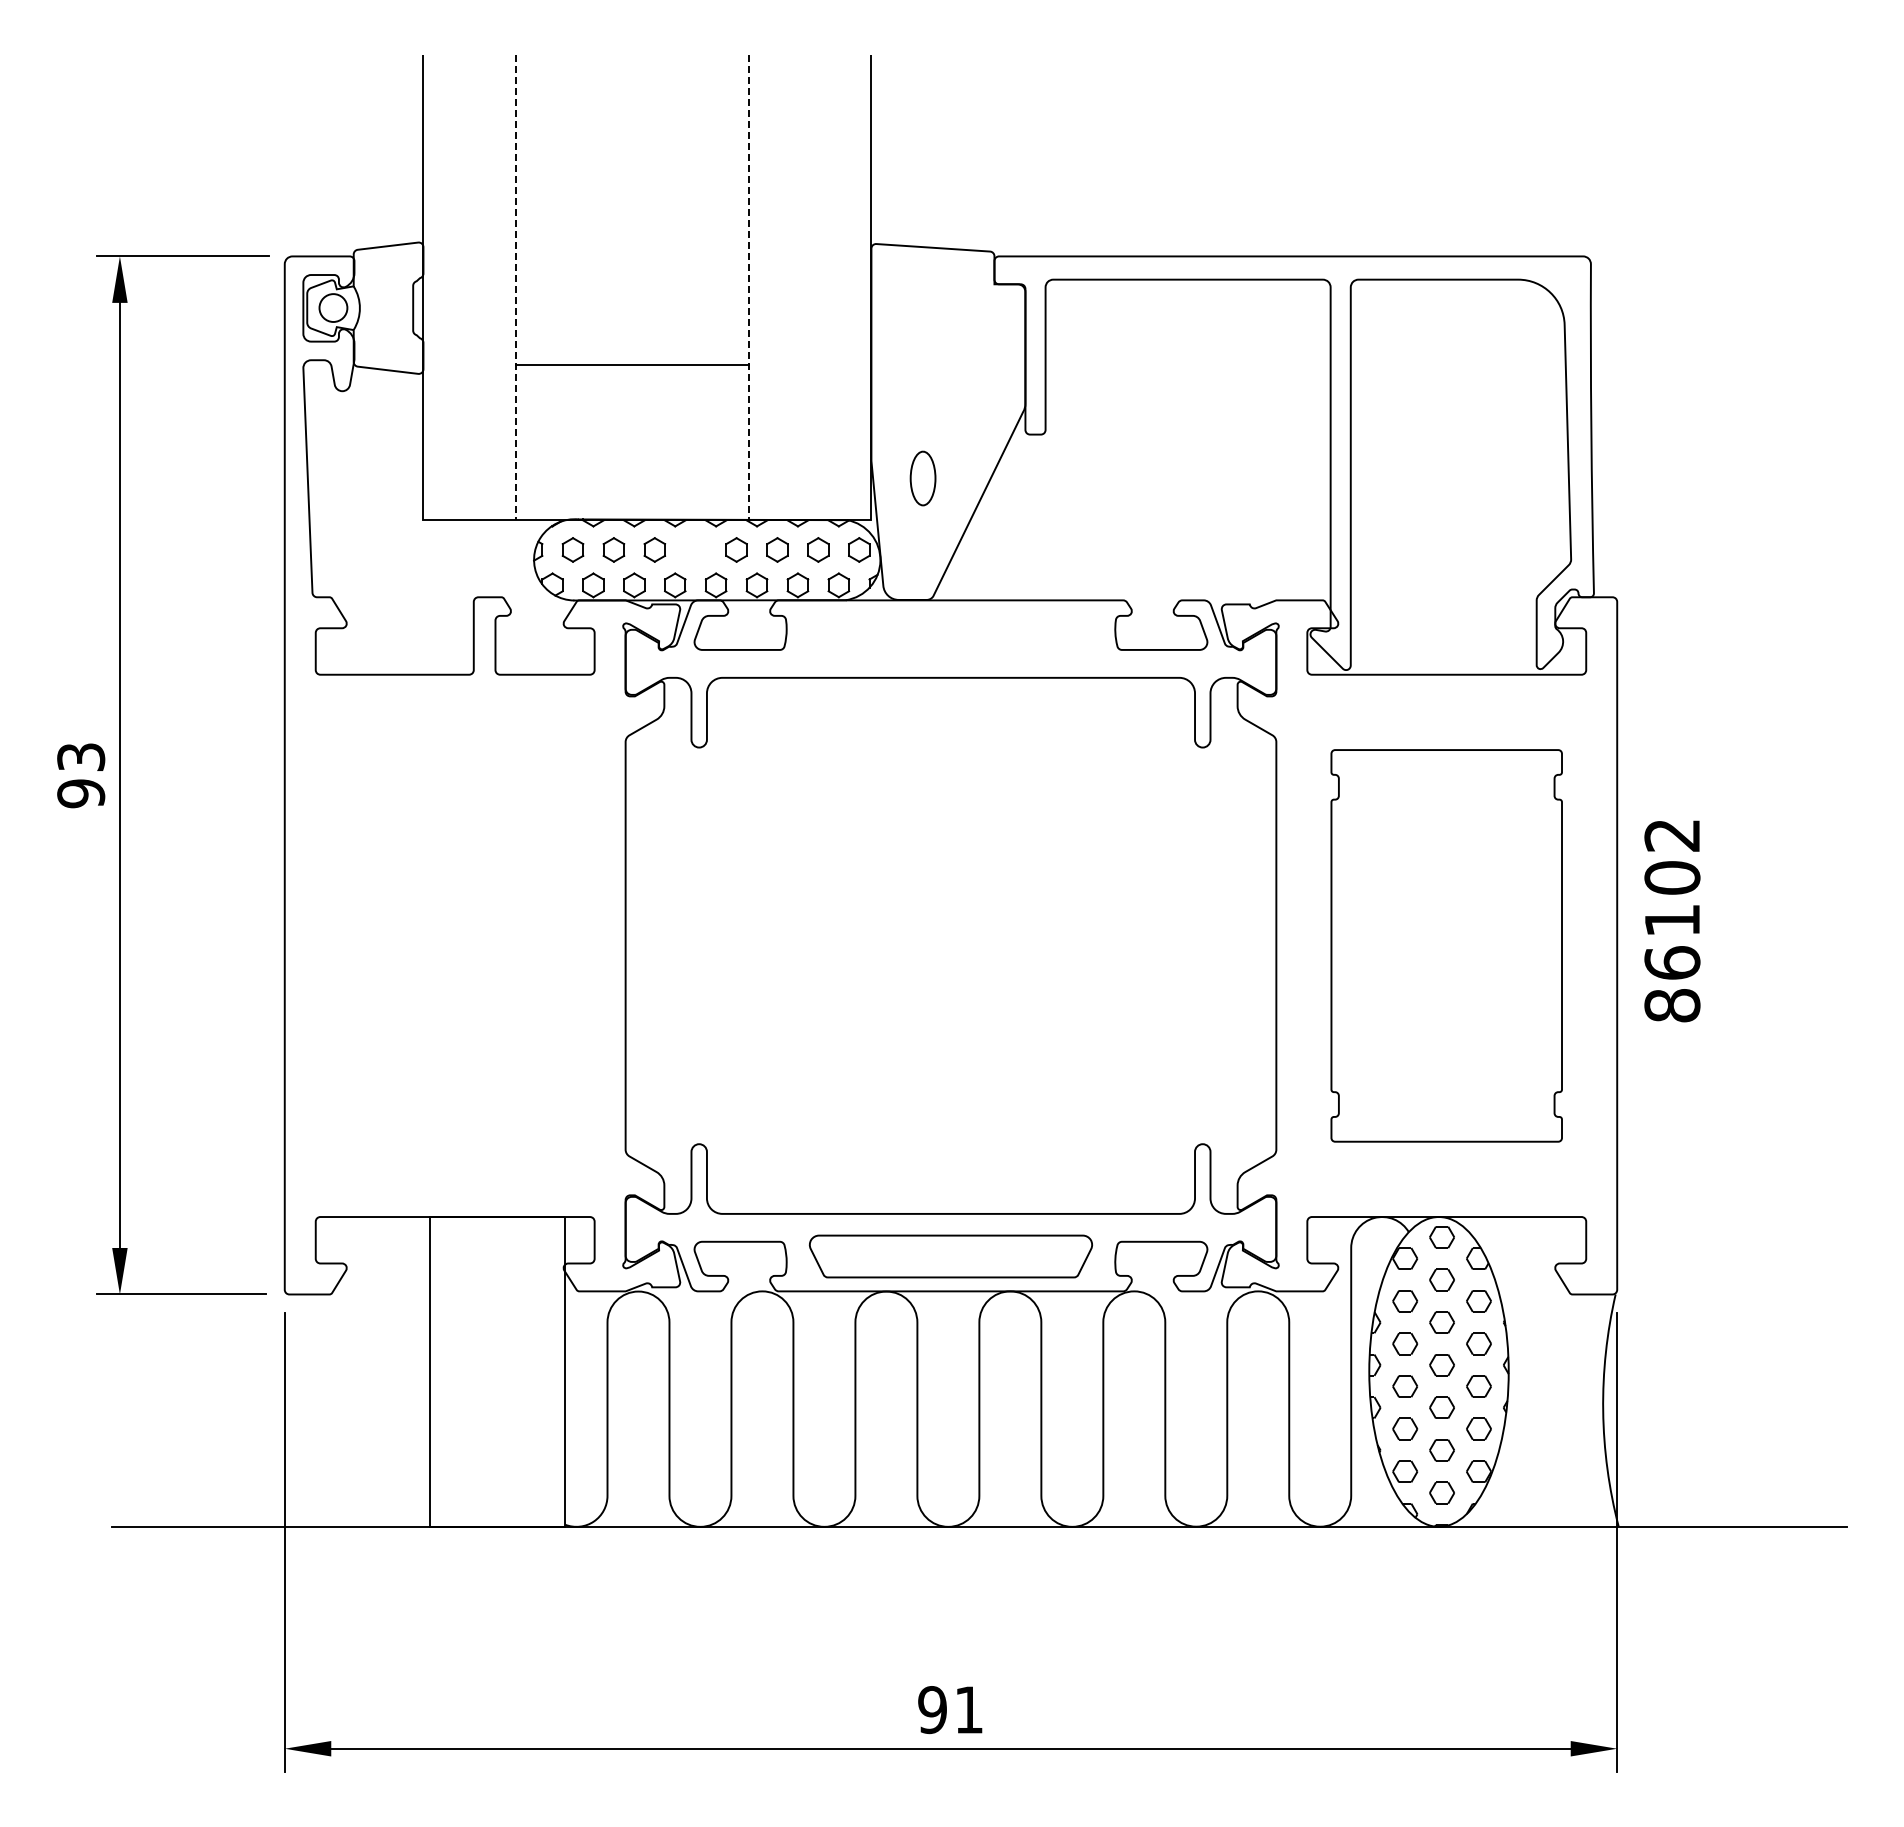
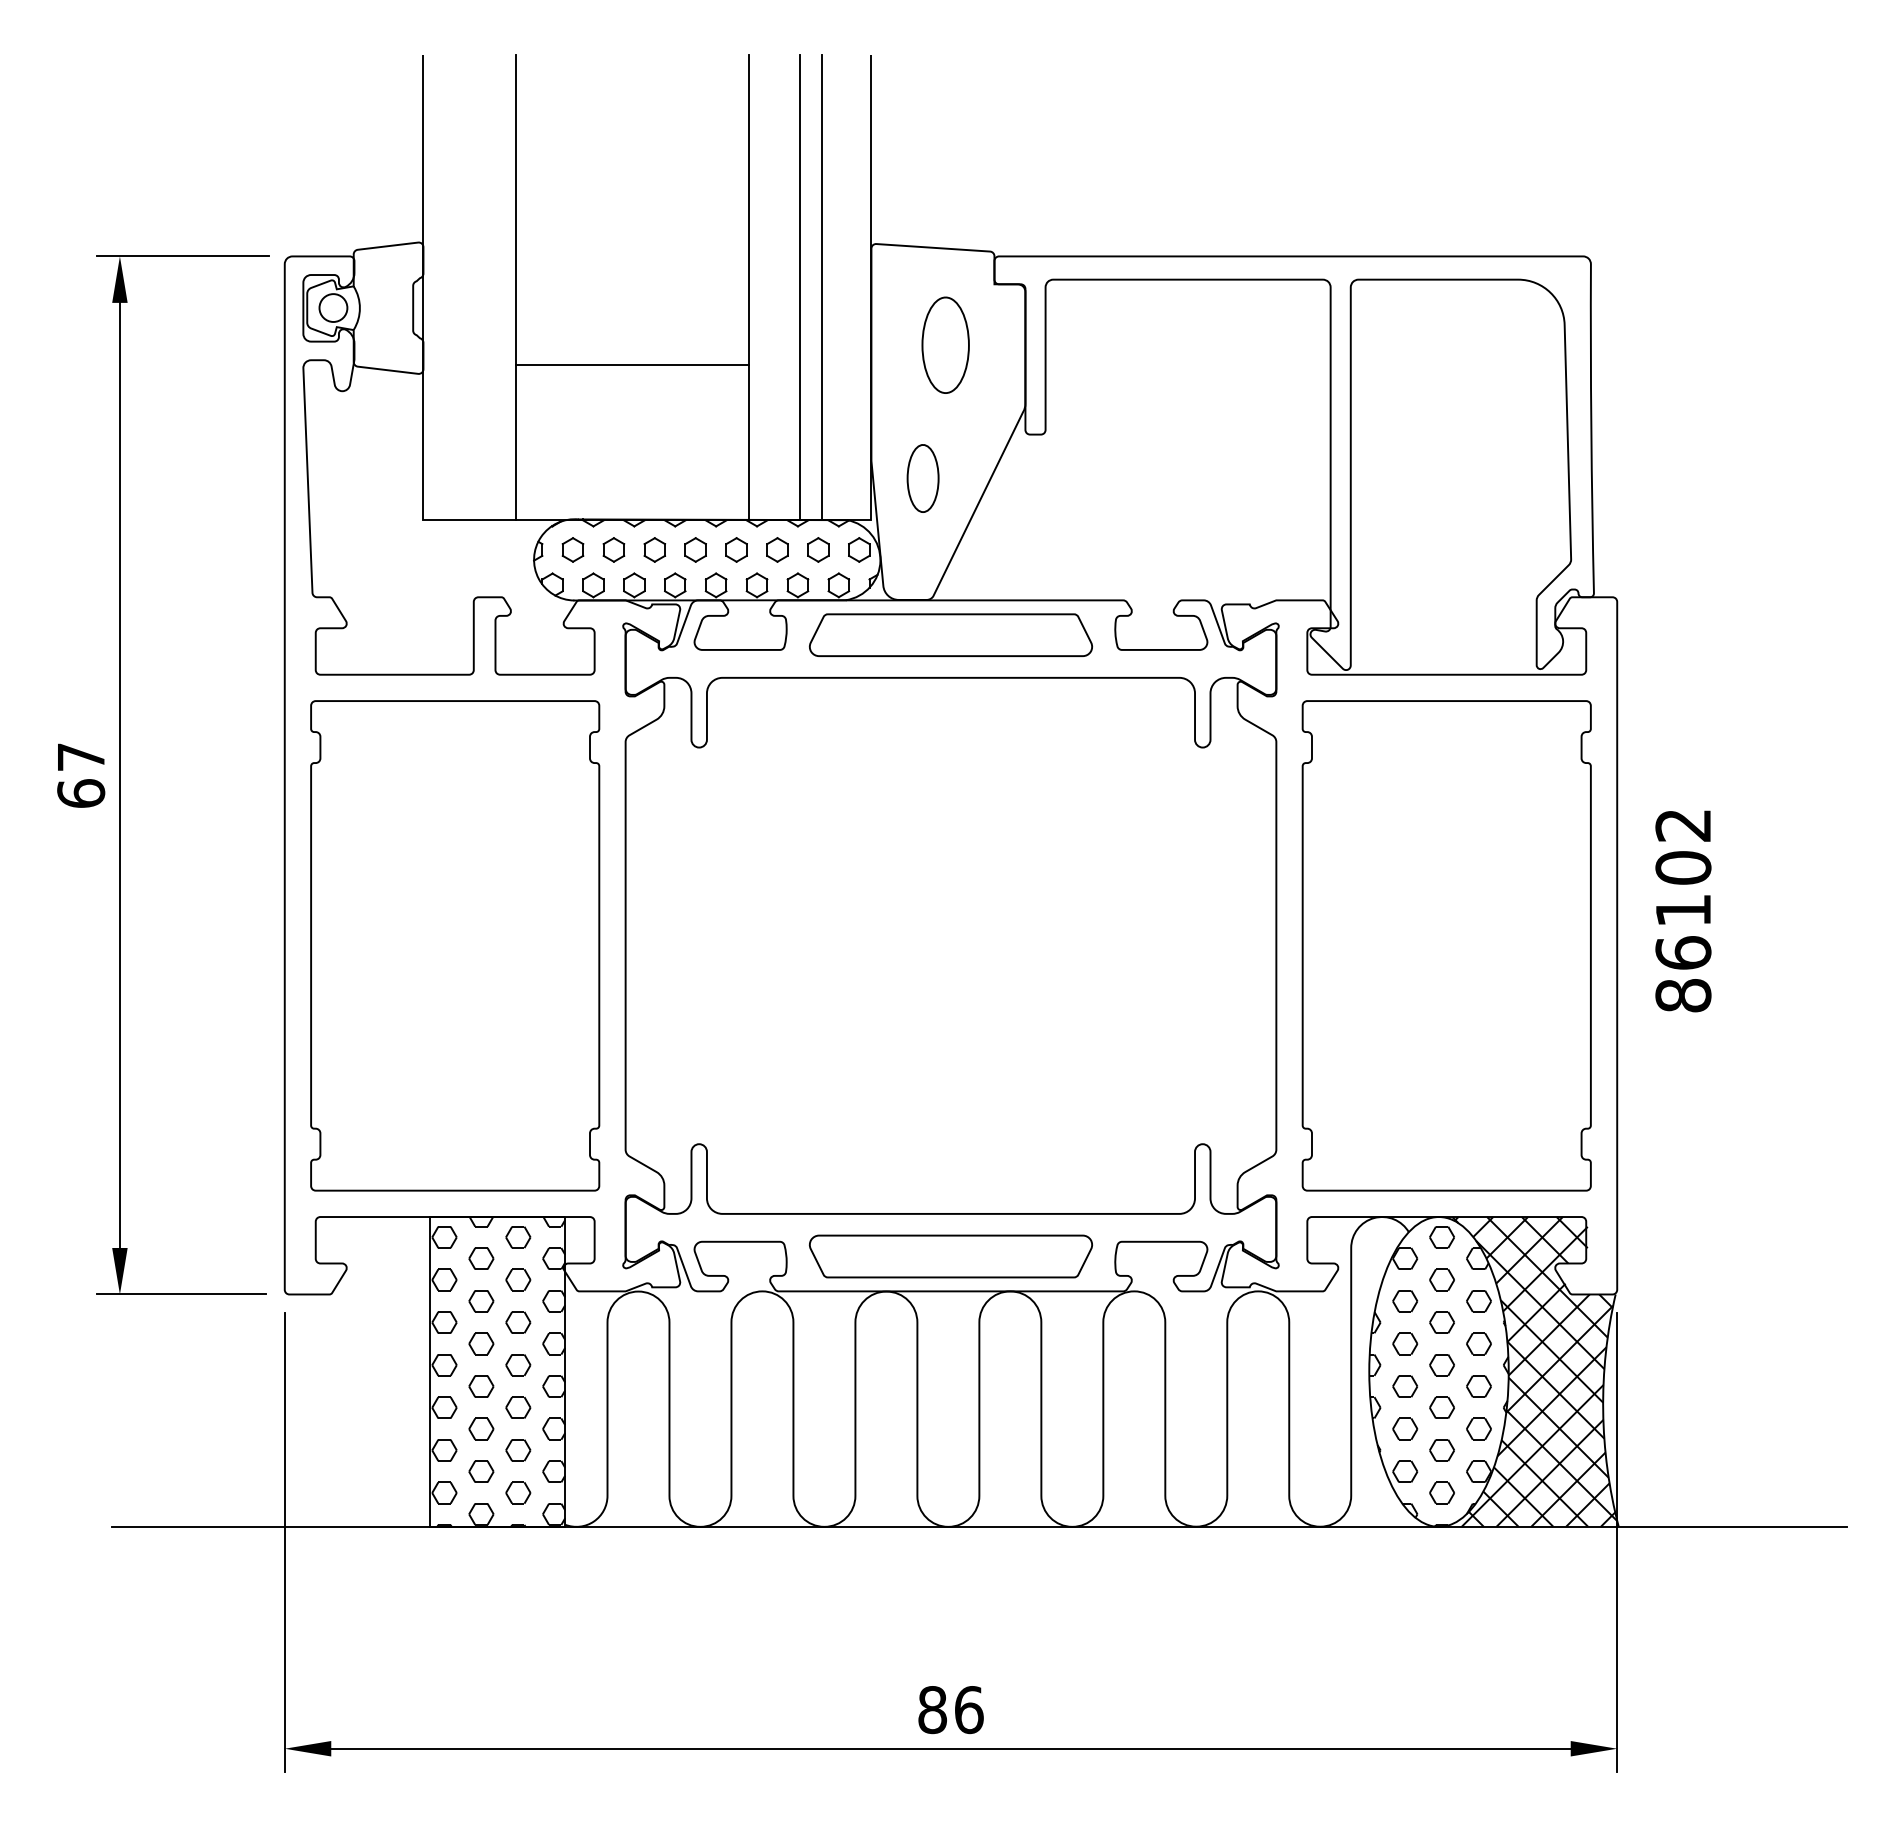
line: dashed -> solid (516, 287)
line: dashed -> solid (748, 287)
line: none -> present (799, 287)
line: none -> present (821, 287)
part: none -> present (945, 344)
part size: 28x57 px -> 34x69 px (922, 478)
part: none -> present (695, 549)
curve: none -> present (950, 615)
text: 93 -> 67 (81, 775)
text position: (1672, 921) -> (1683, 911) (1683, 911)
part: none -> present (455, 945)
part size: 233x394 px -> 291x492 px (1446, 945)
hatch: none -> present (498, 1371)
hatch: none -> present (1532, 1371)
text: 91 -> 86 (950, 1710)
